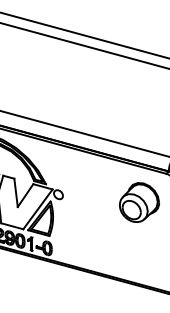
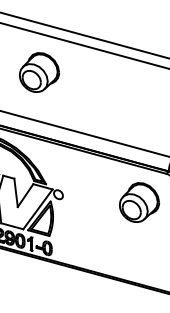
part: none -> present (39, 72)
